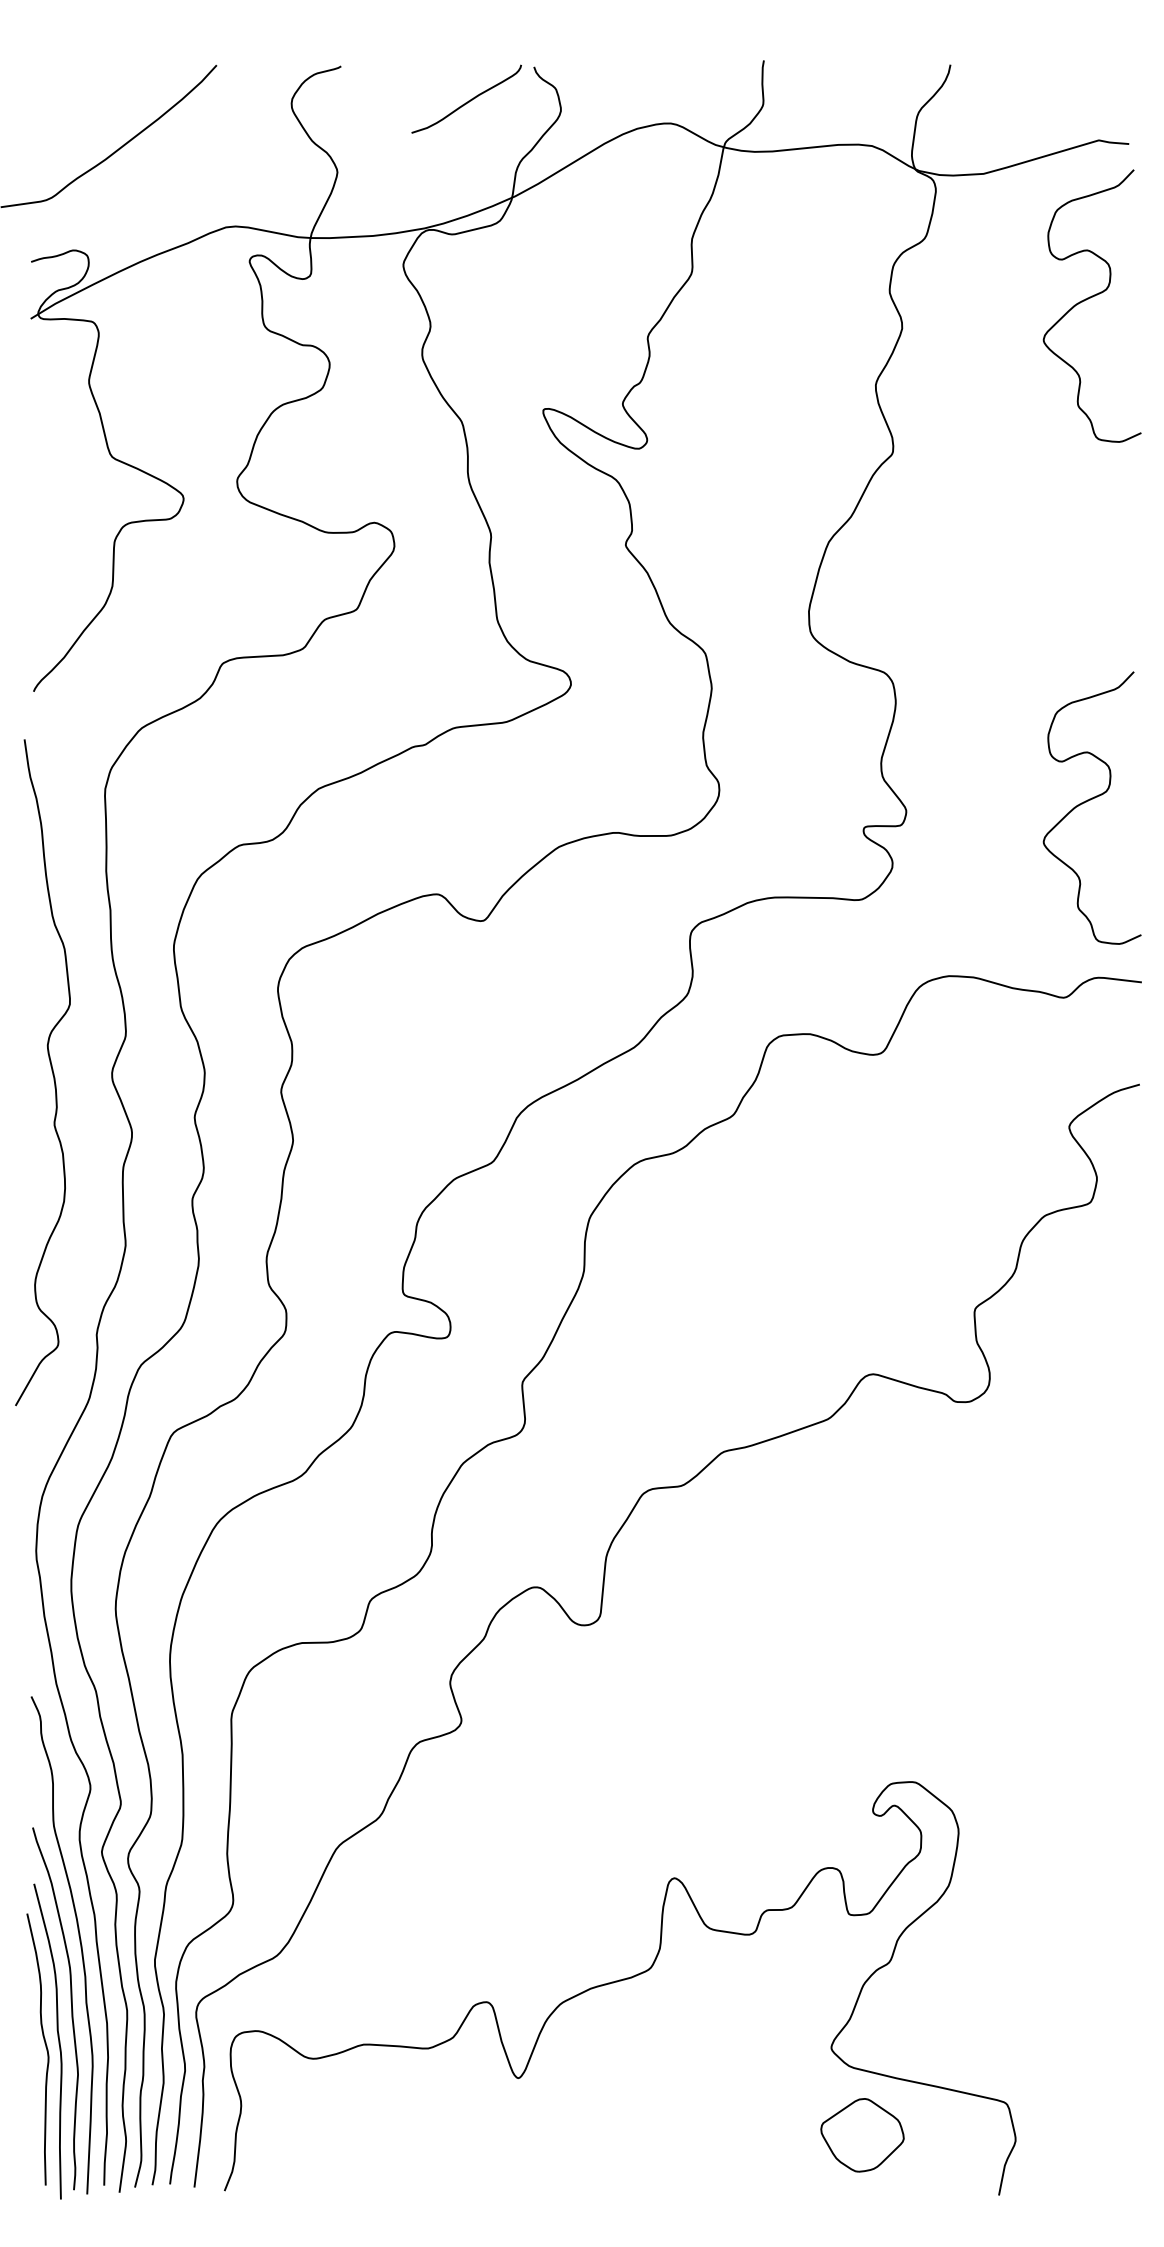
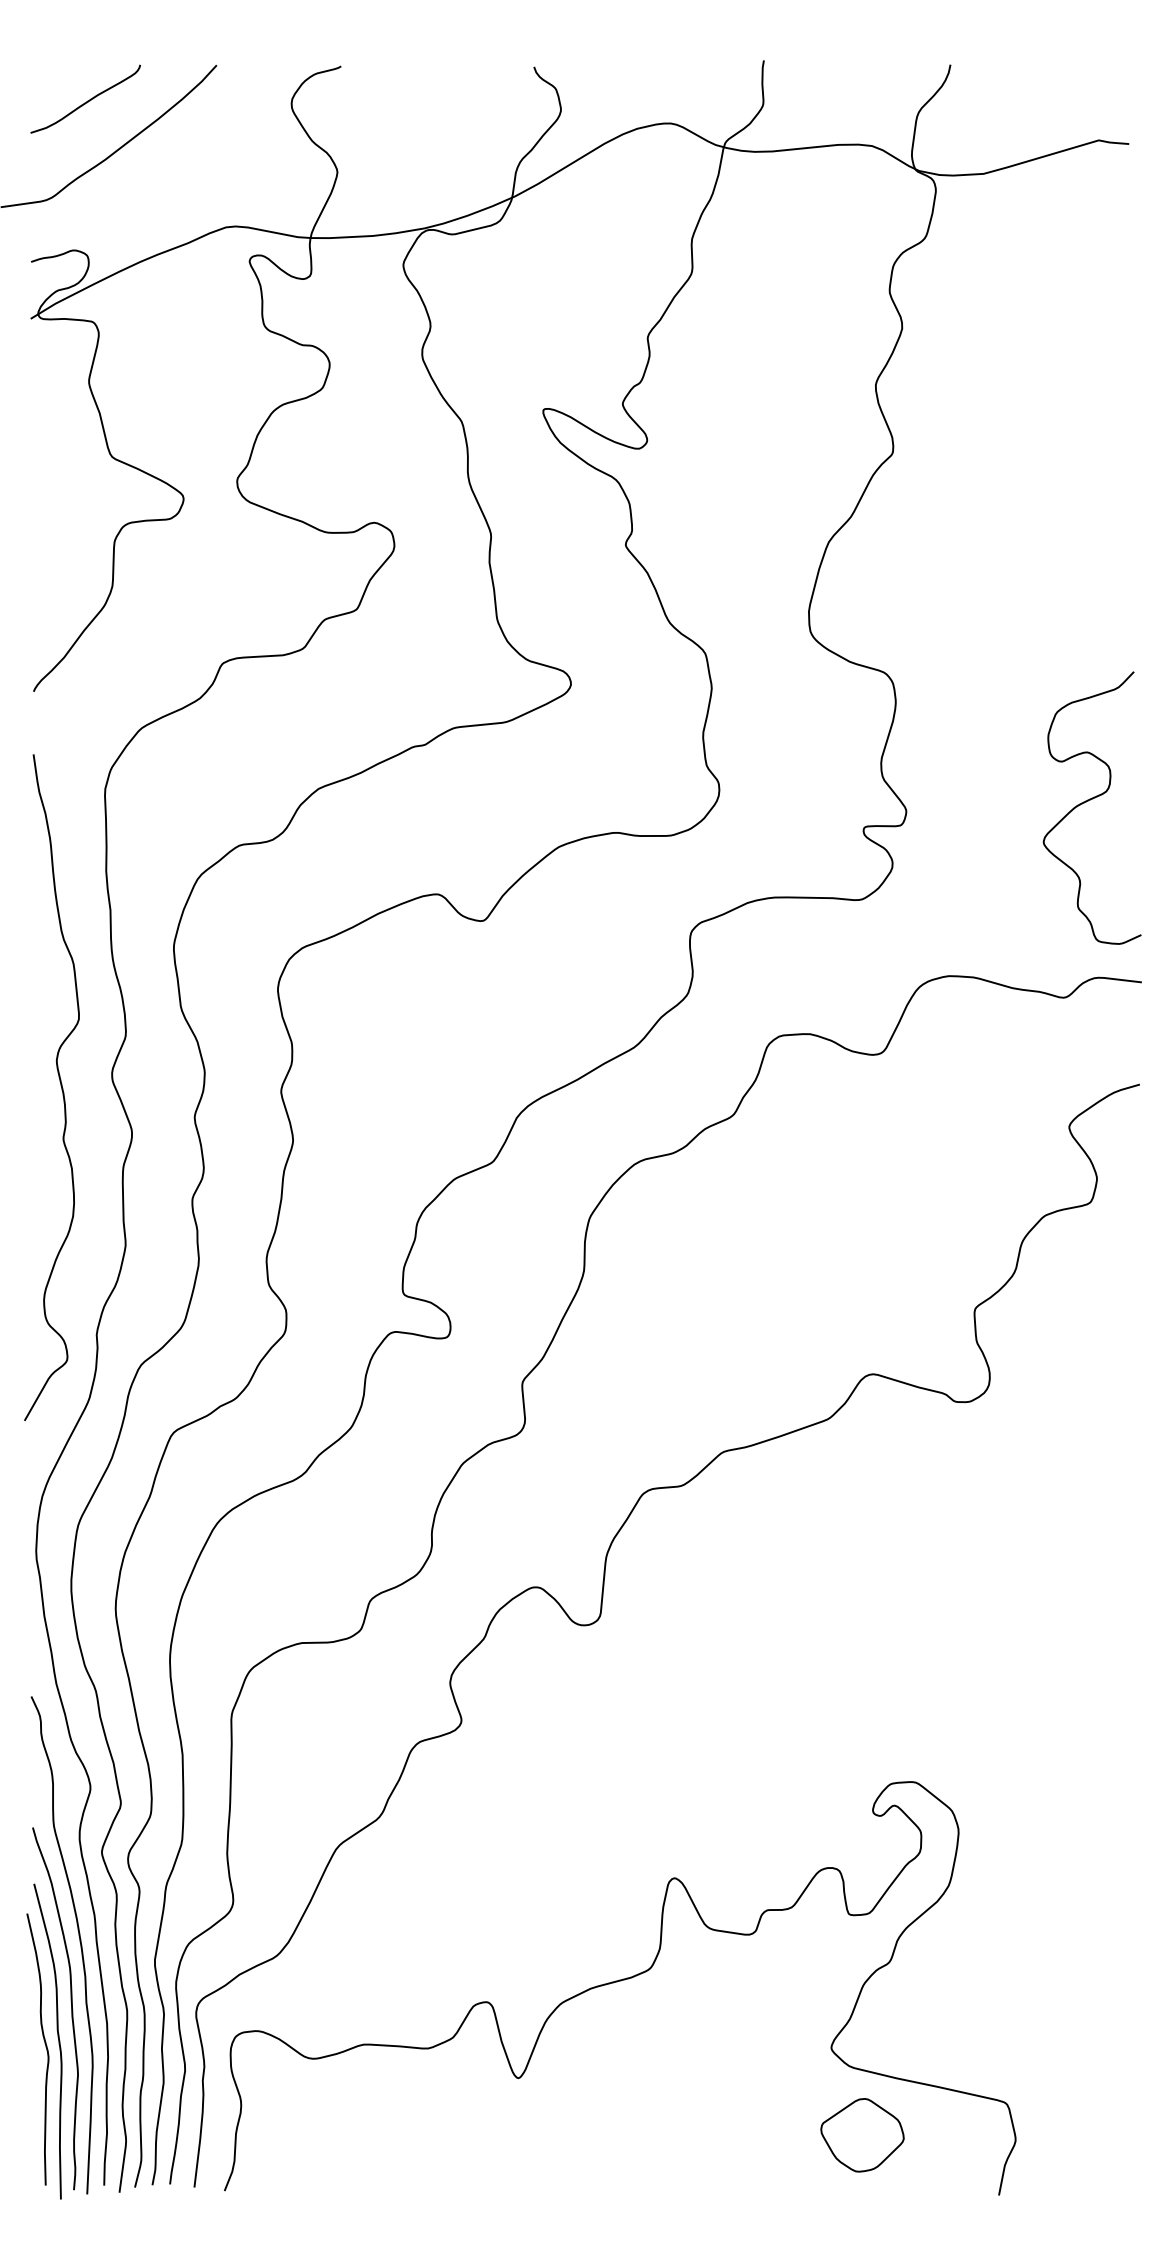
curve position: (468, 100) -> (87, 100) (87, 100)
curve: present -> none (1088, 299)
curve position: (51, 1071) -> (60, 1086) (60, 1086)
